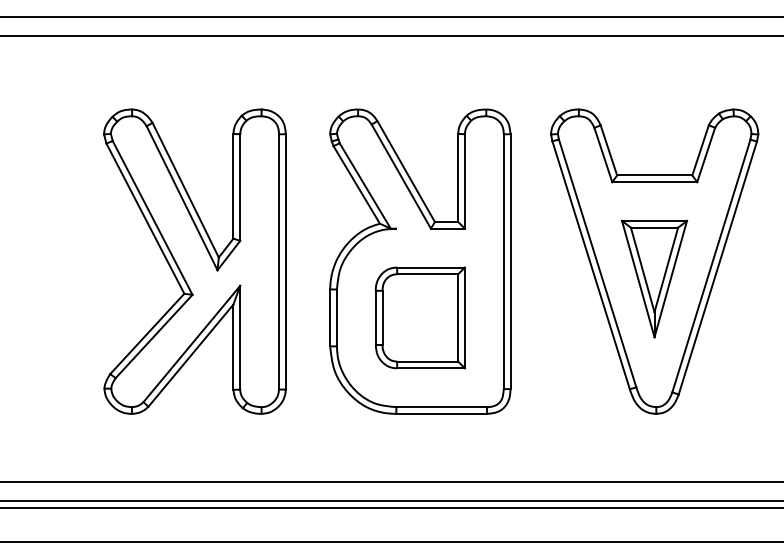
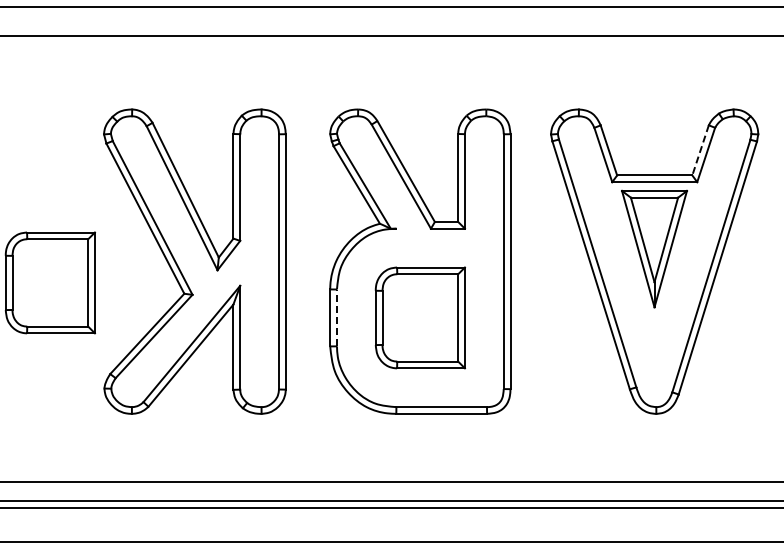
line position: (391, 16) -> (391, 6) (391, 6)
line: solid -> dashed (700, 150)
part position: (654, 278) -> (654, 248) (654, 248)
part: none -> present (49, 282)
line: solid -> dashed (336, 317)
